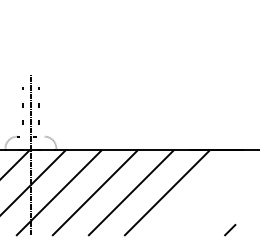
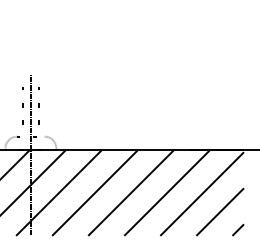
line: none -> present (202, 193)
line: none -> present (220, 211)
line position: (230, 229) -> (238, 229) (238, 229)
